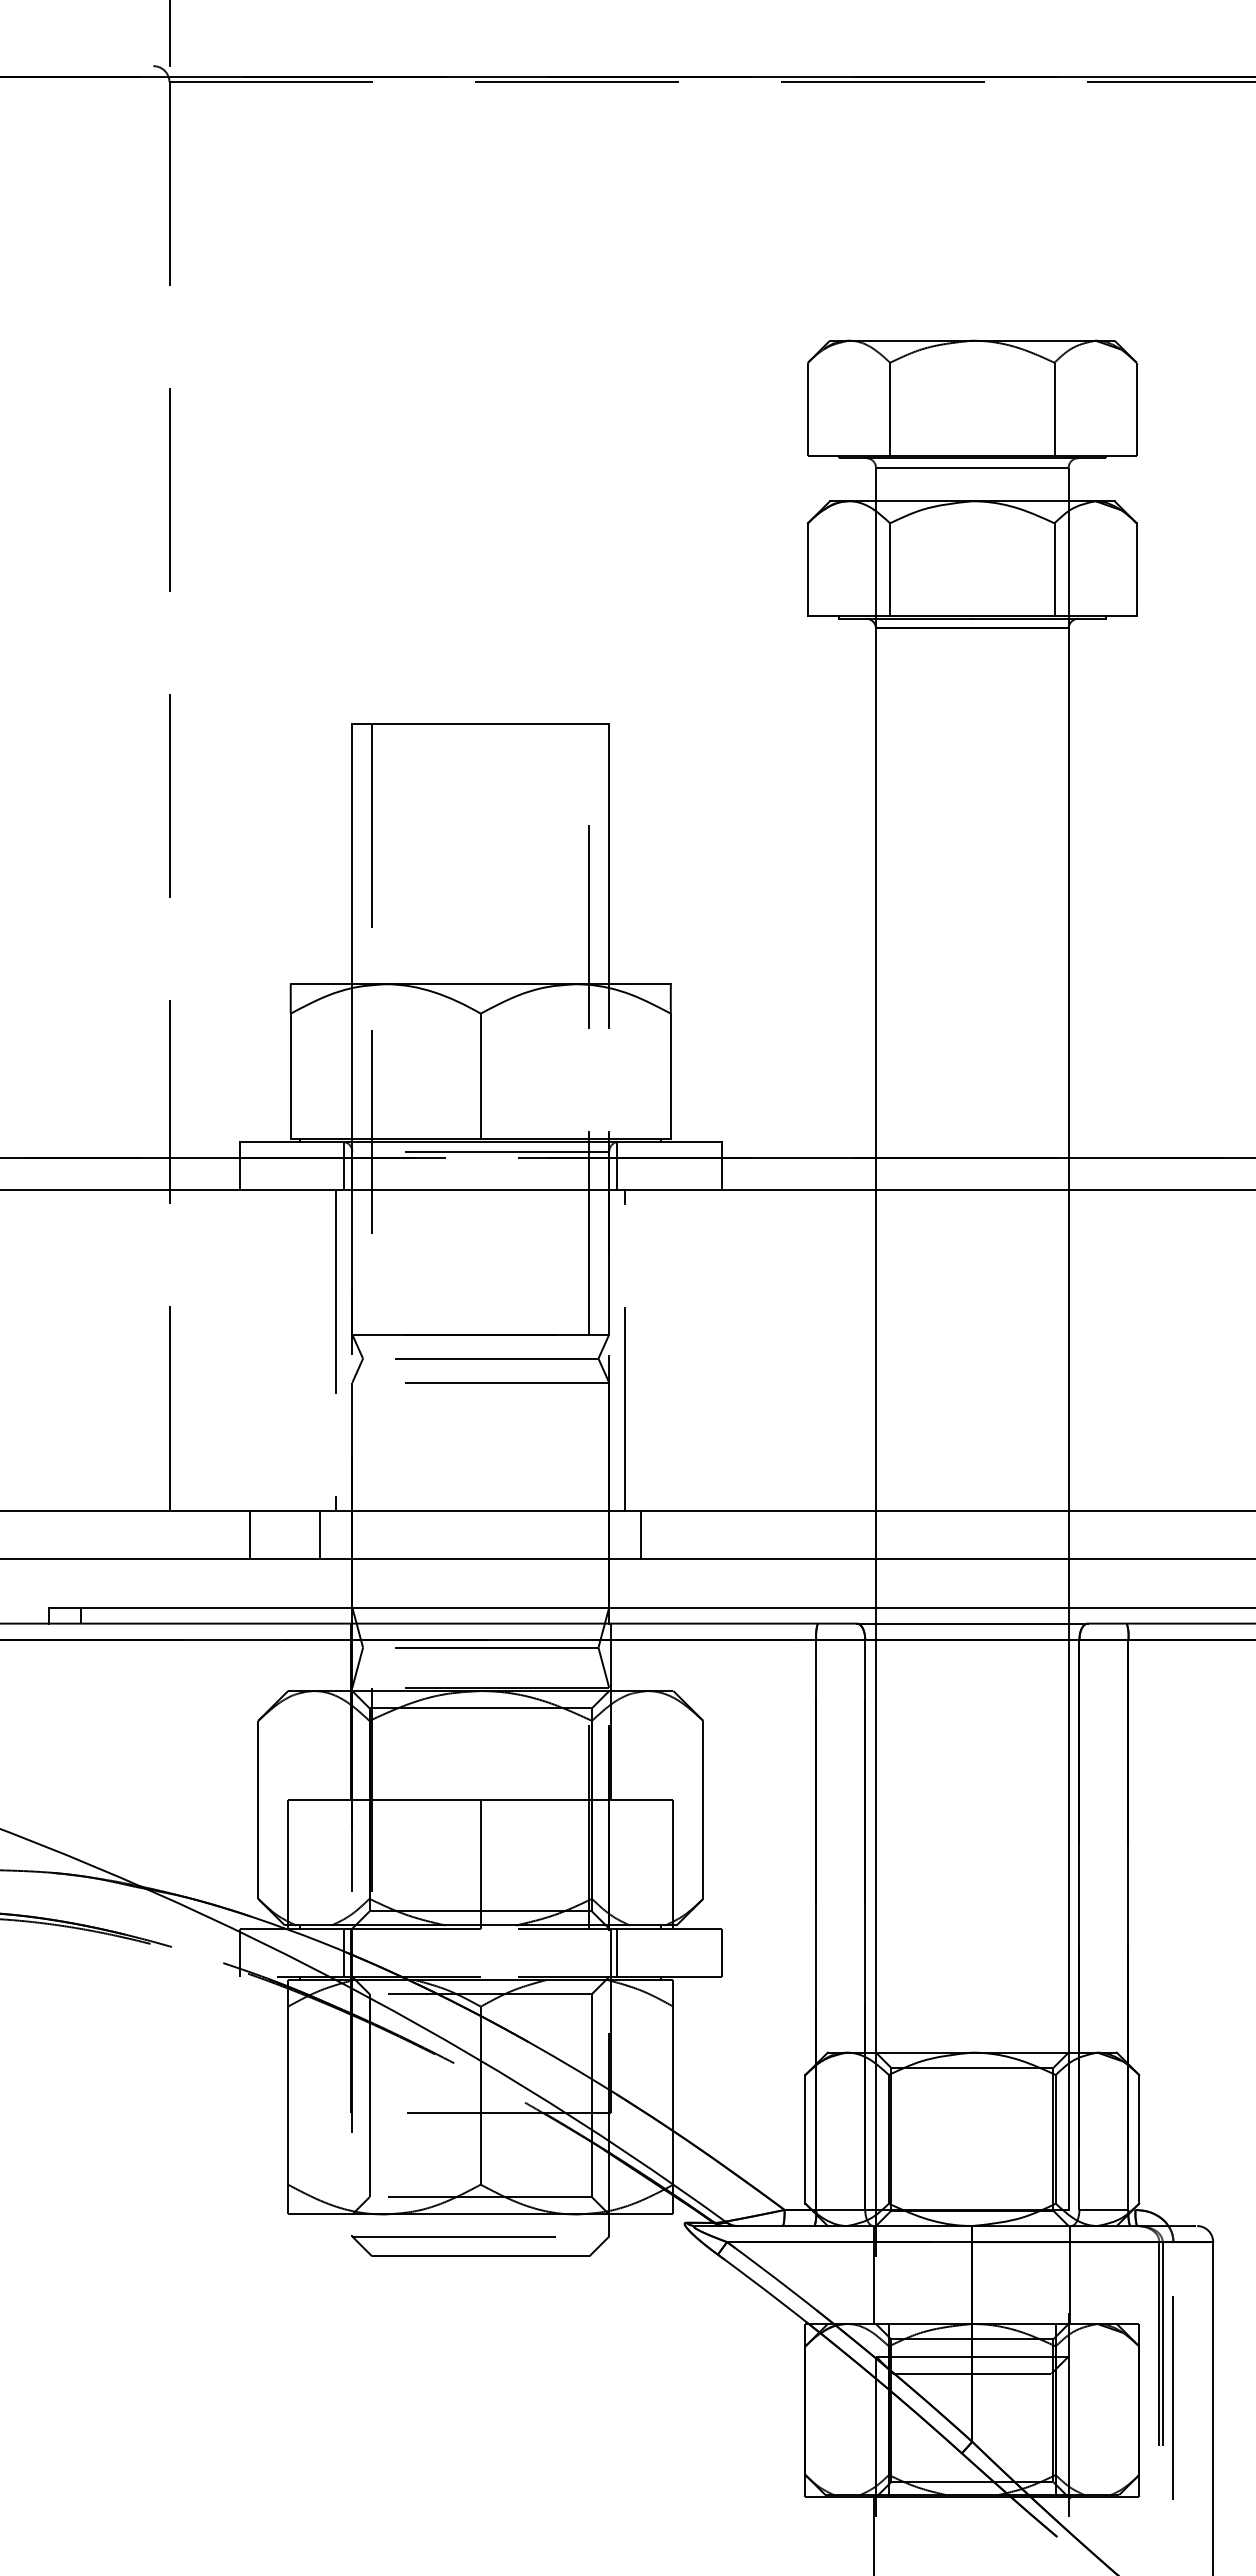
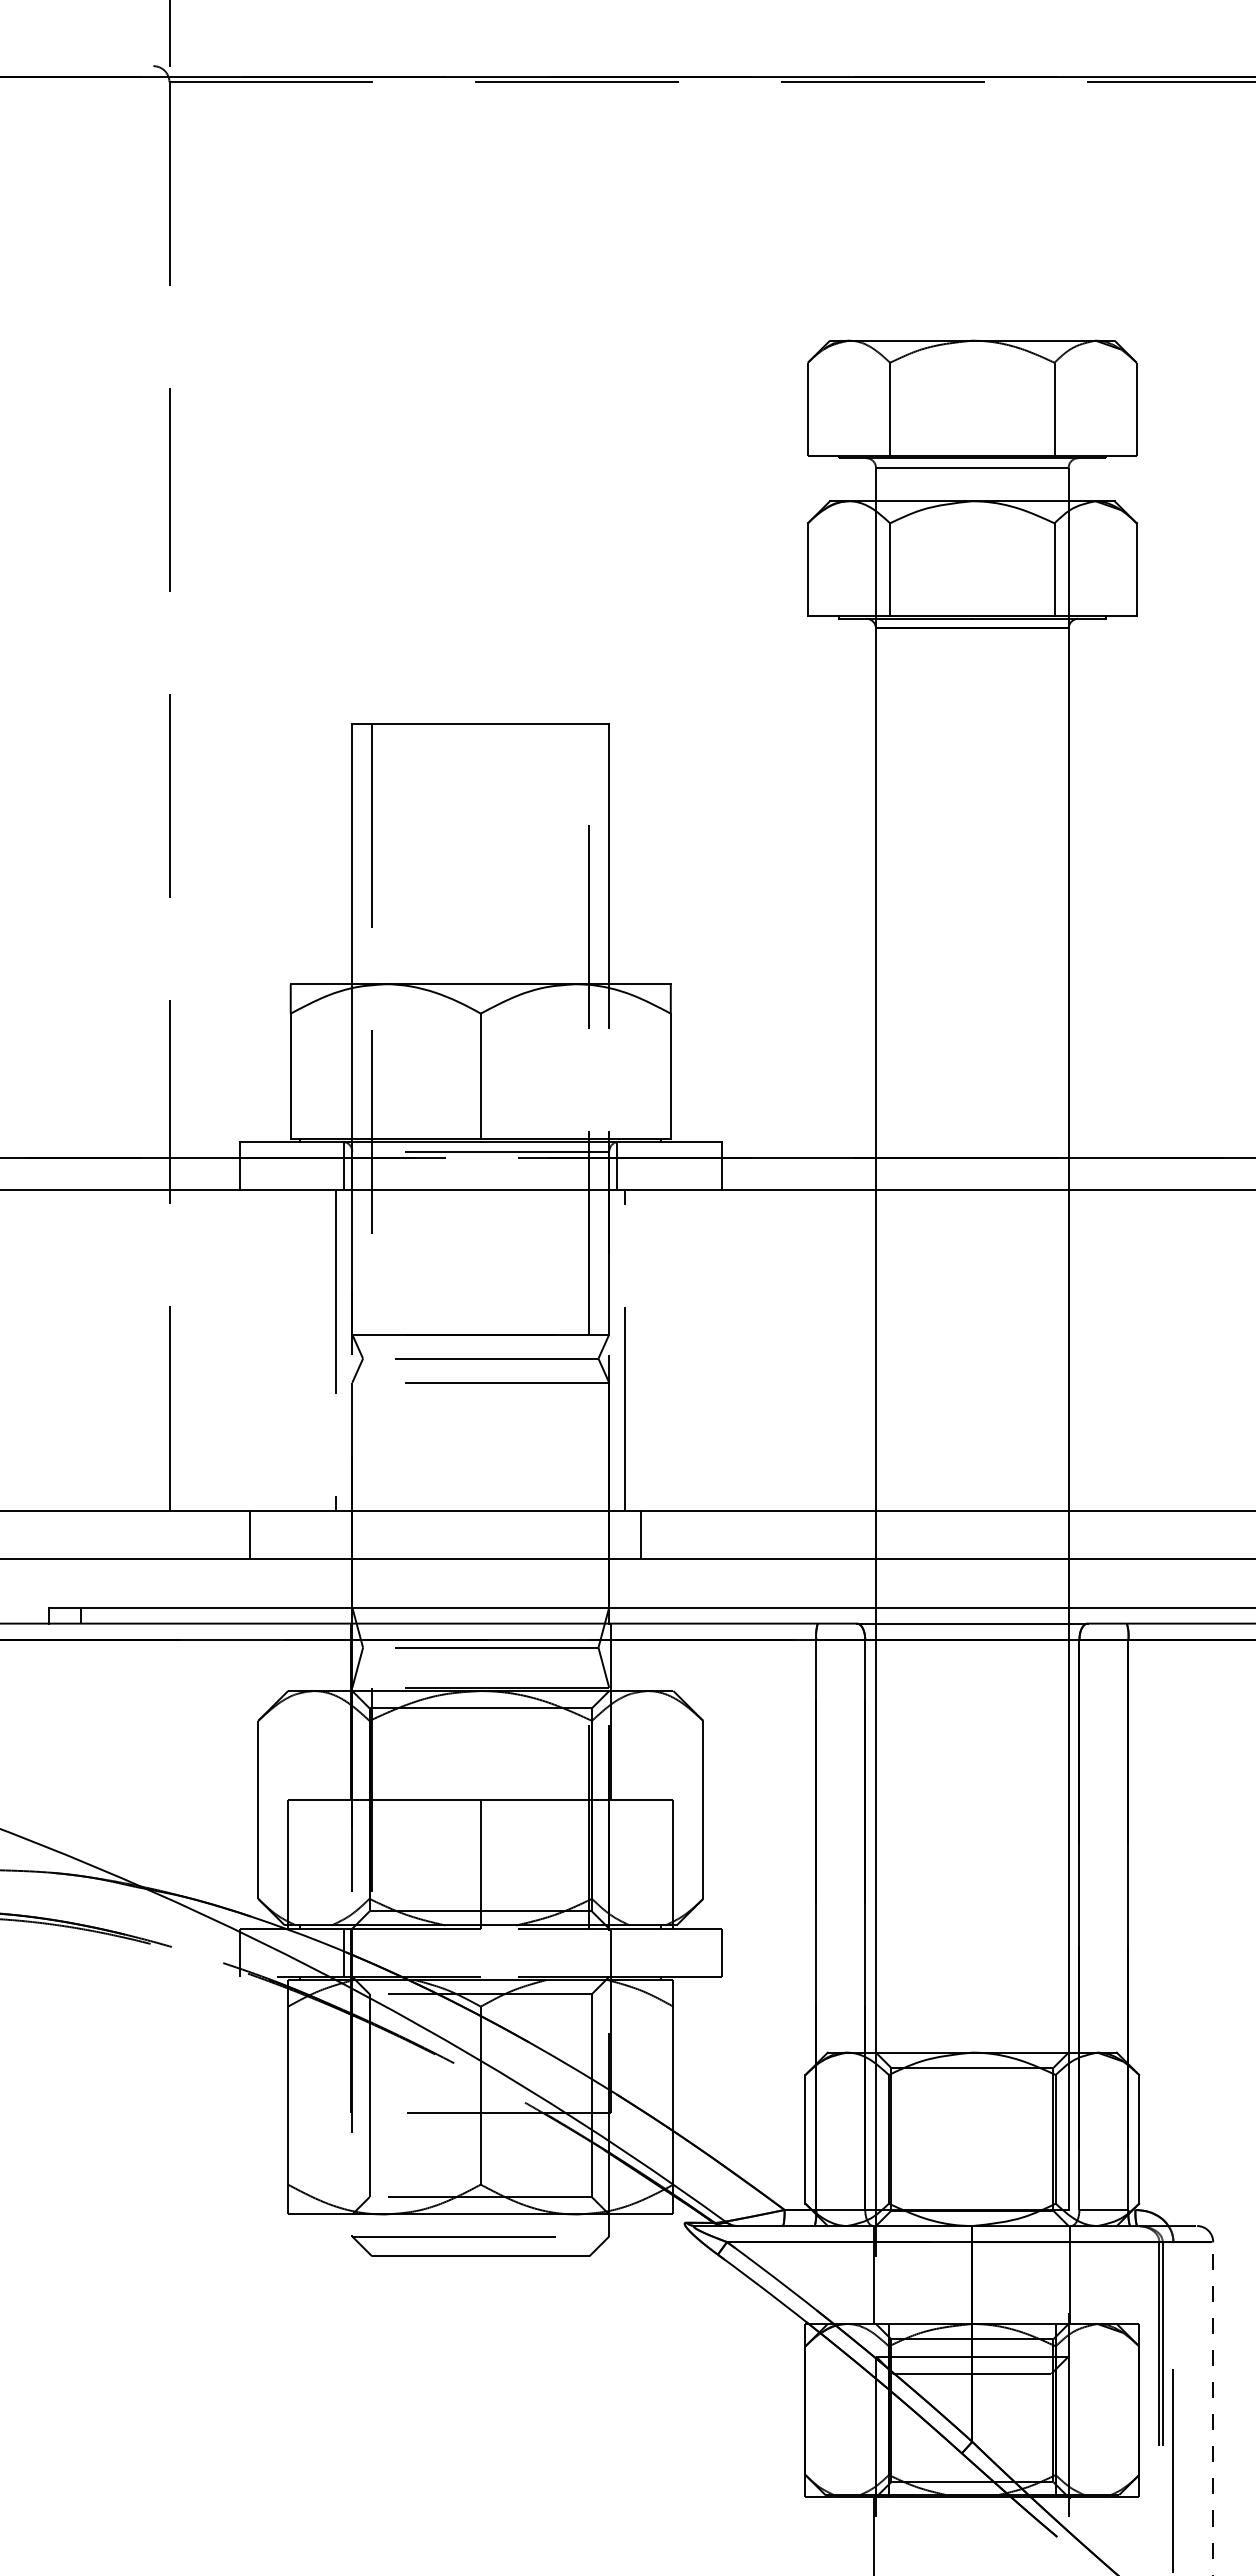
line: present -> none (320, 1535)
line: present -> none (617, 1952)
line position: (1172, 2397) -> (1172, 2470) (1172, 2470)
line: solid -> dashed (1213, 2408)
